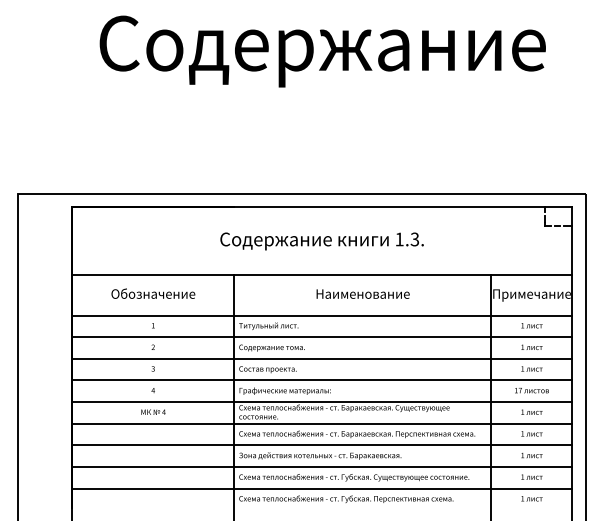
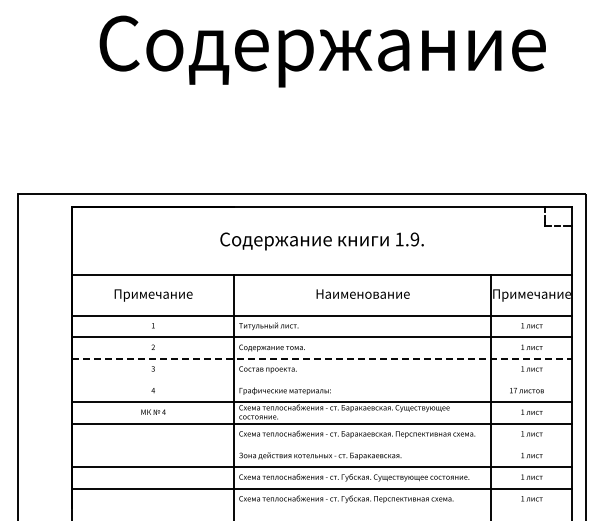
text: 1.3. -> 1.9. (414, 239)
text: Обозначение -> Примечание (153, 294)
line: solid -> dashed (322, 358)
line: present -> none (322, 380)
text position: (531, 390) -> (526, 390) (526, 390)
line: present -> none (322, 445)
